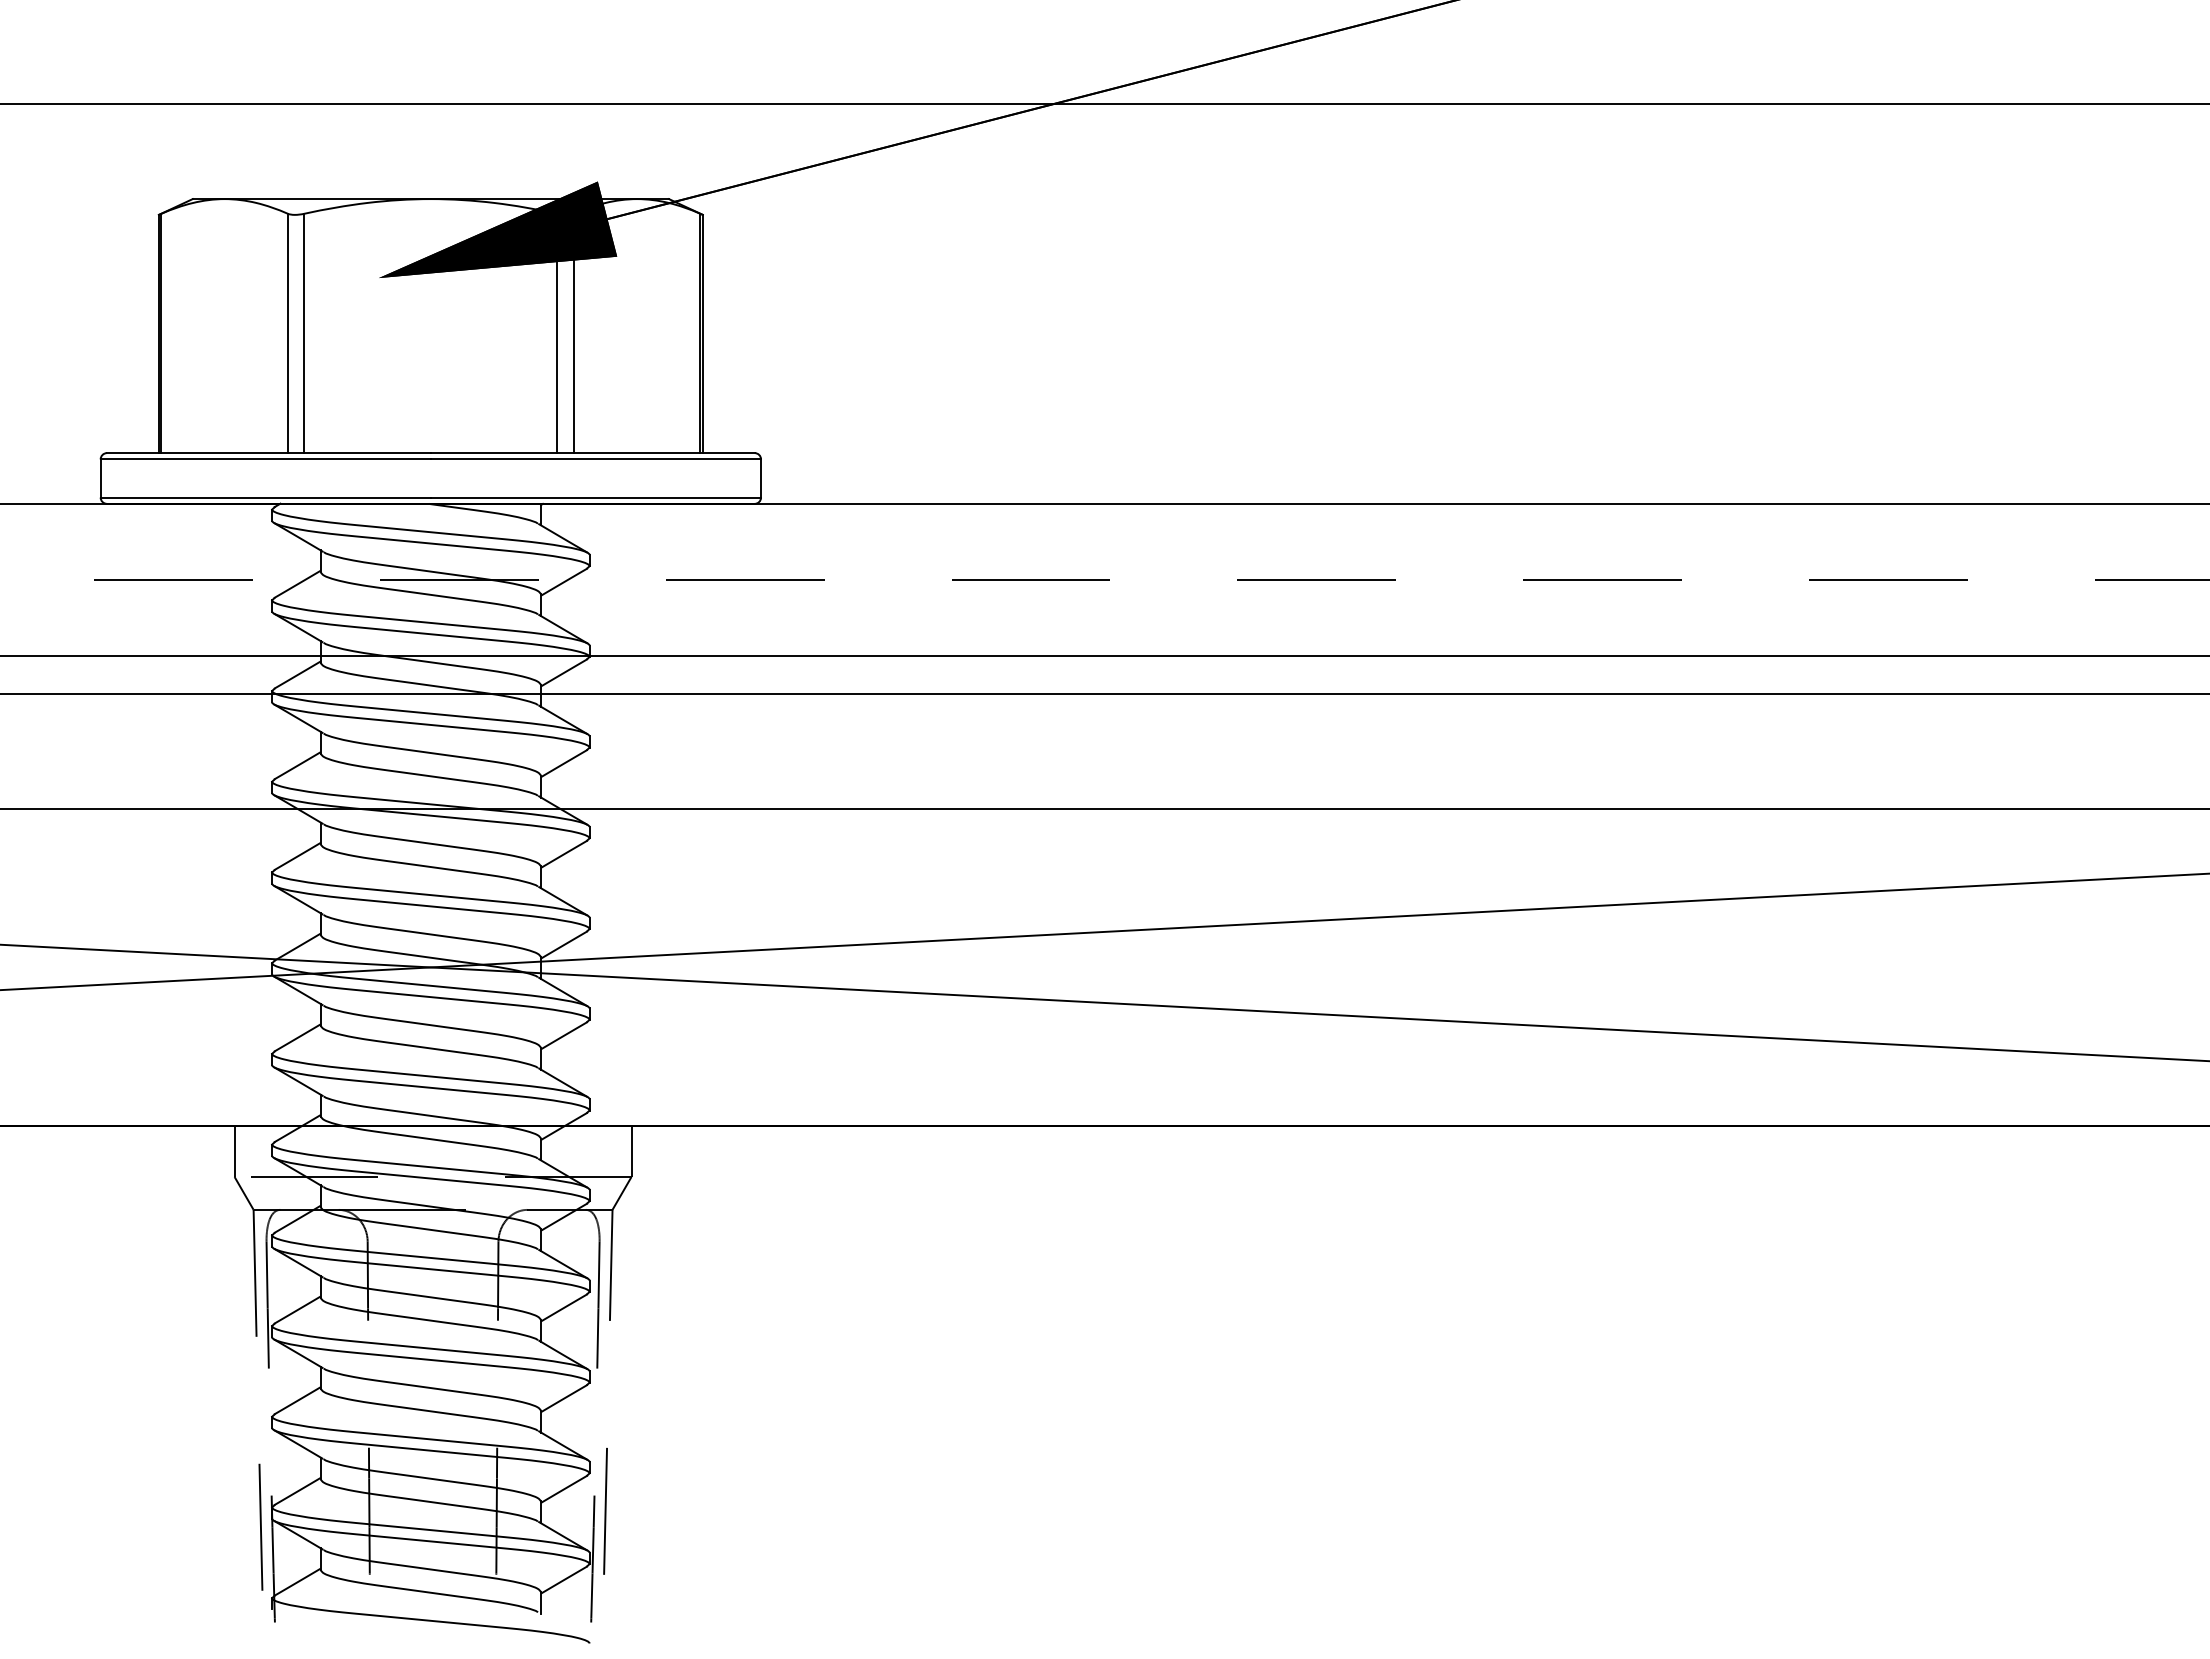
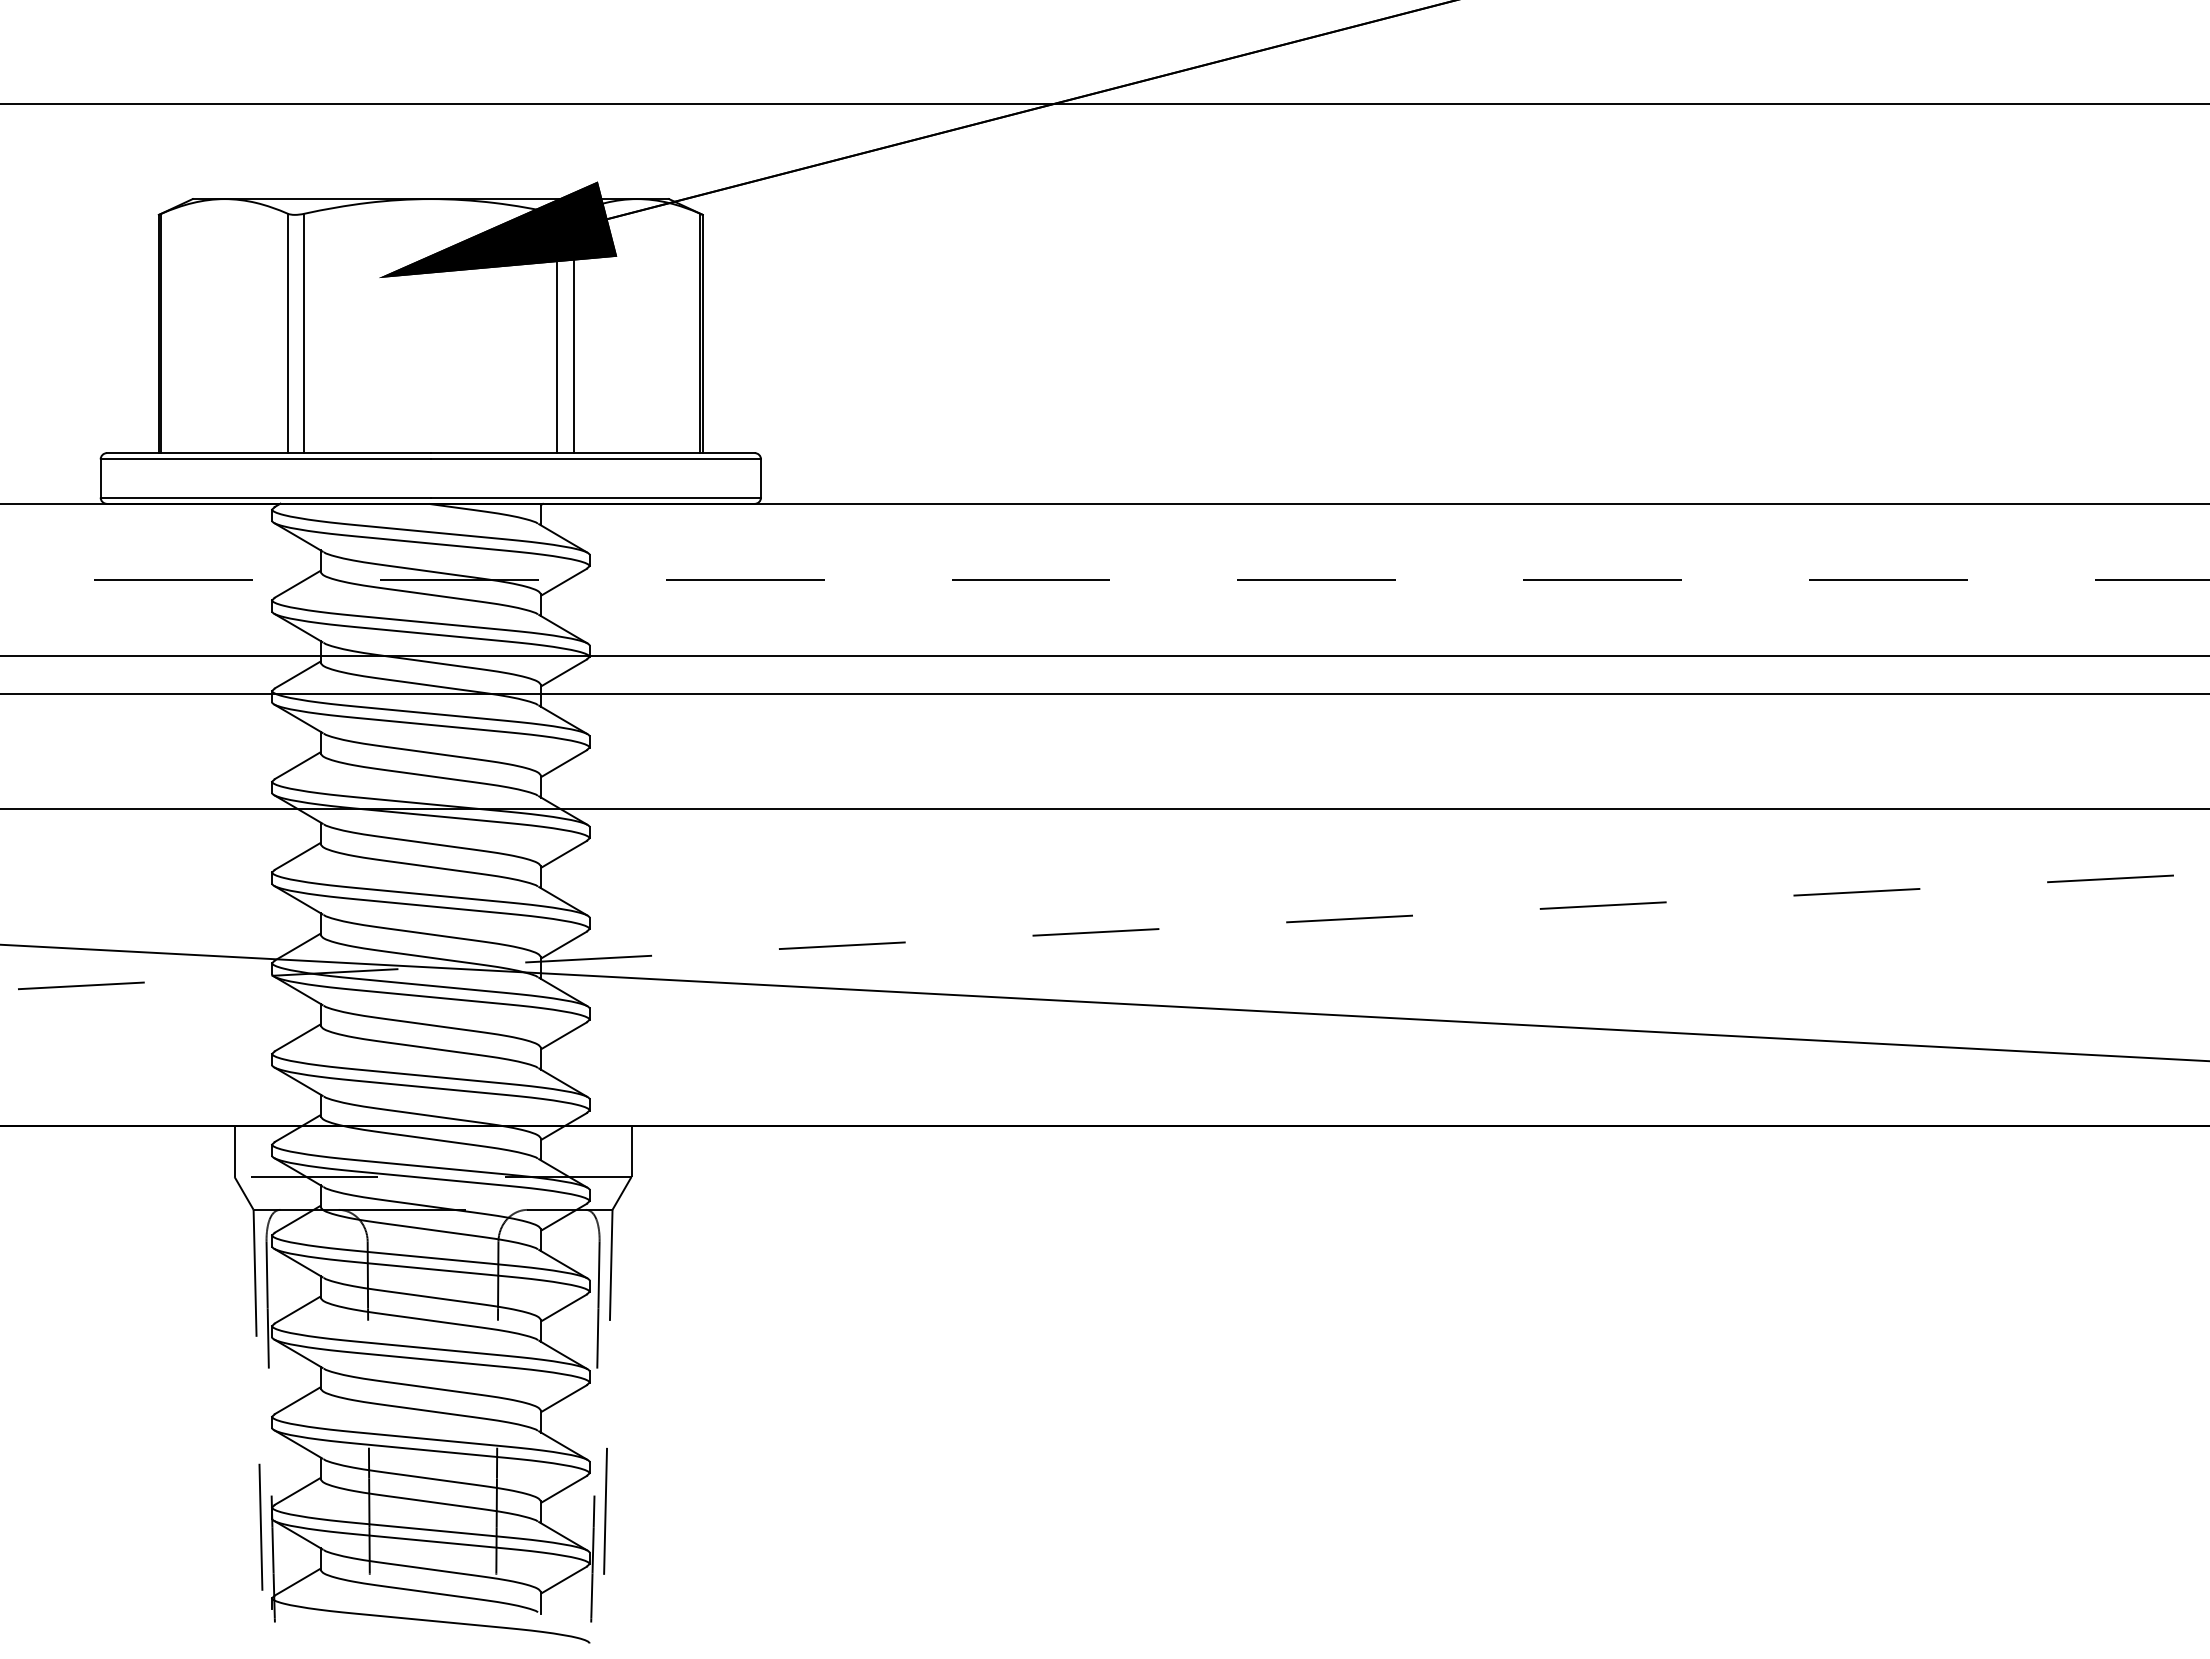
line: solid -> dashed (1105, 931)
